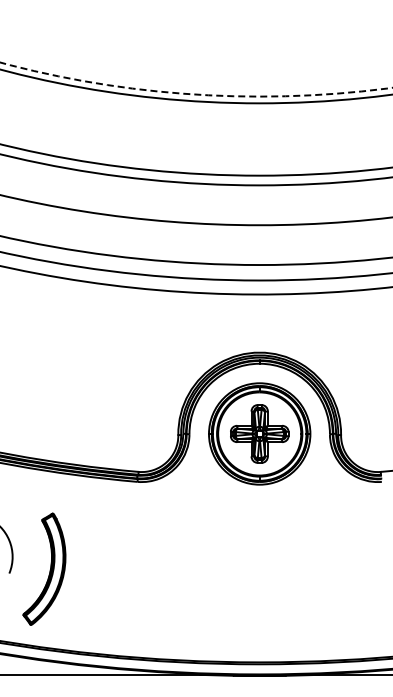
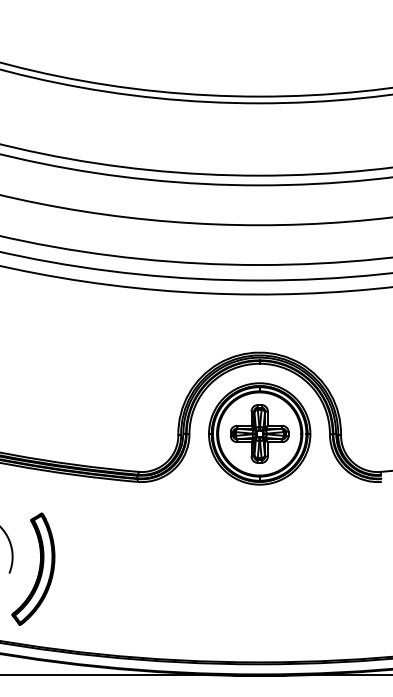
circle: dashed -> solid (196, 79)
part position: (44, 568) -> (33, 568) (33, 568)
